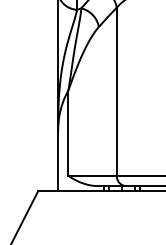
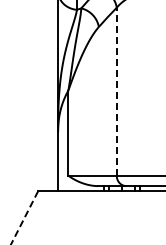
line: solid -> dashed (116, 91)
line: solid -> dashed (24, 217)
